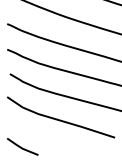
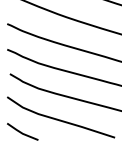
line position: (21, 146) -> (21, 131) (21, 131)
